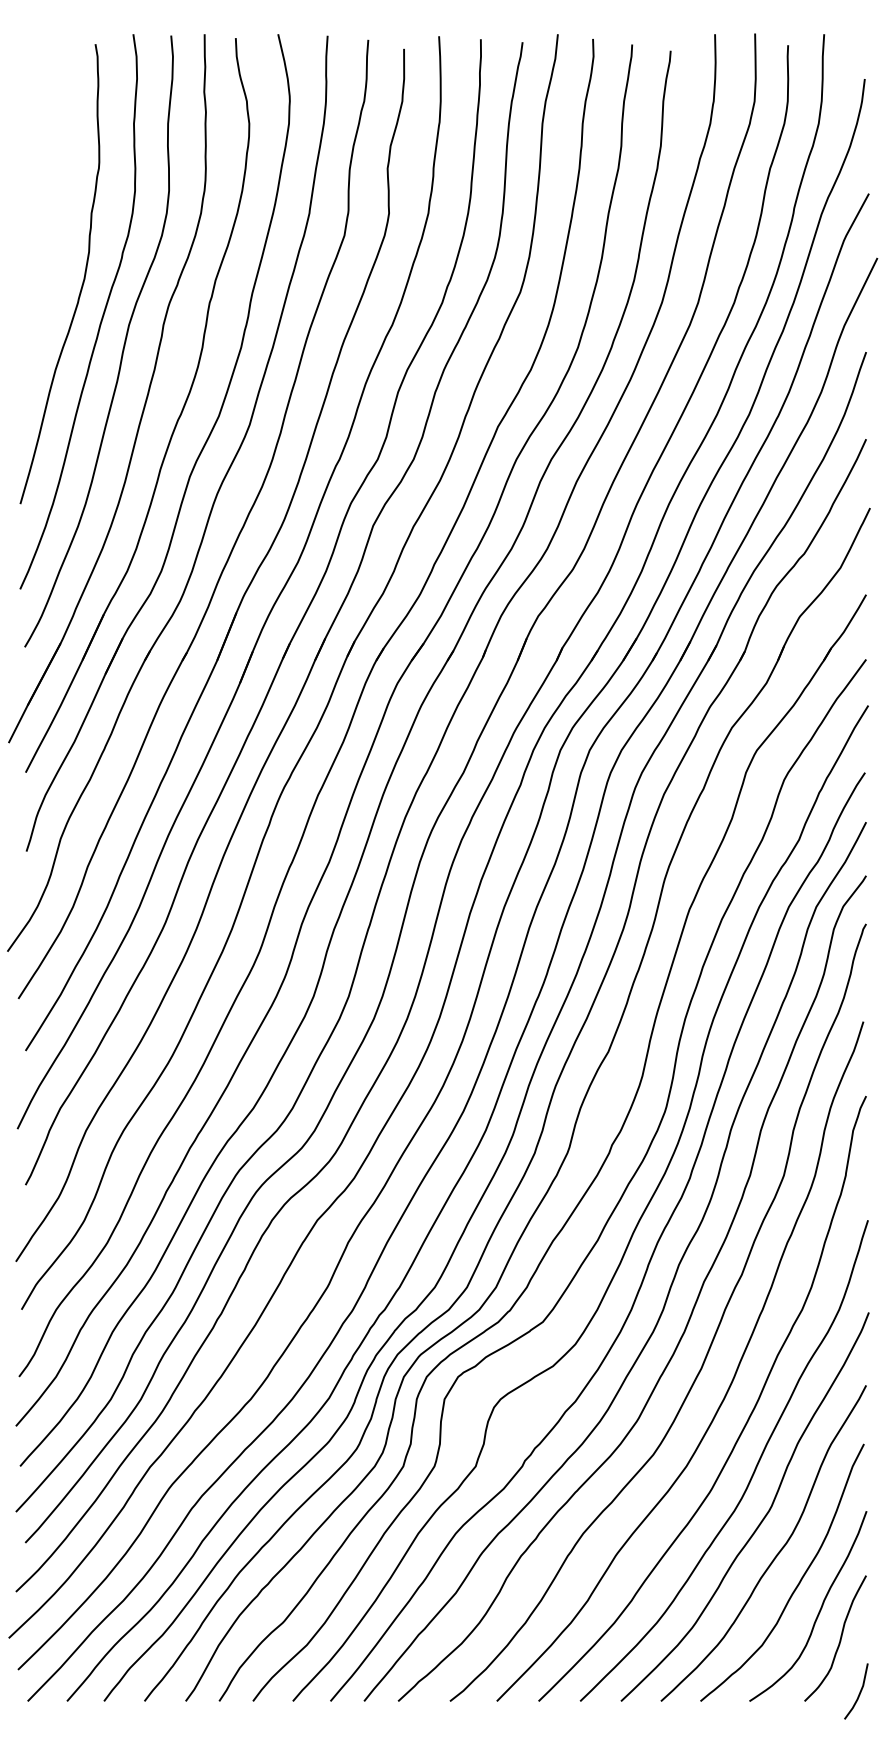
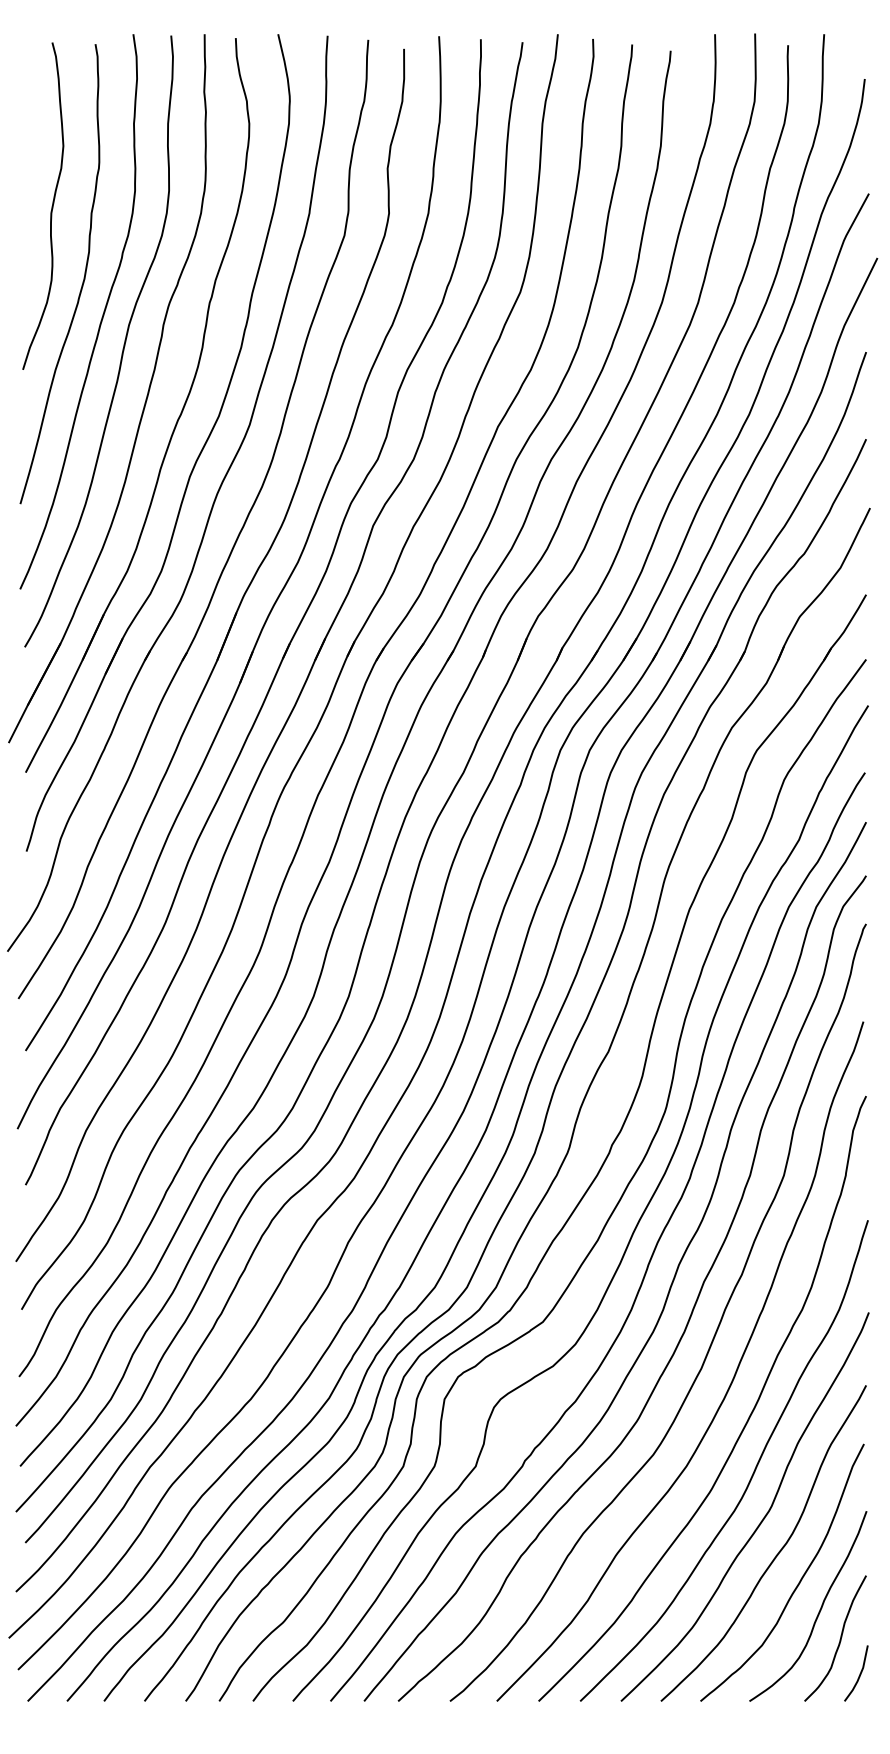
curve: none -> present (51, 206)
line position: (859, 1691) -> (859, 1673) (859, 1673)
